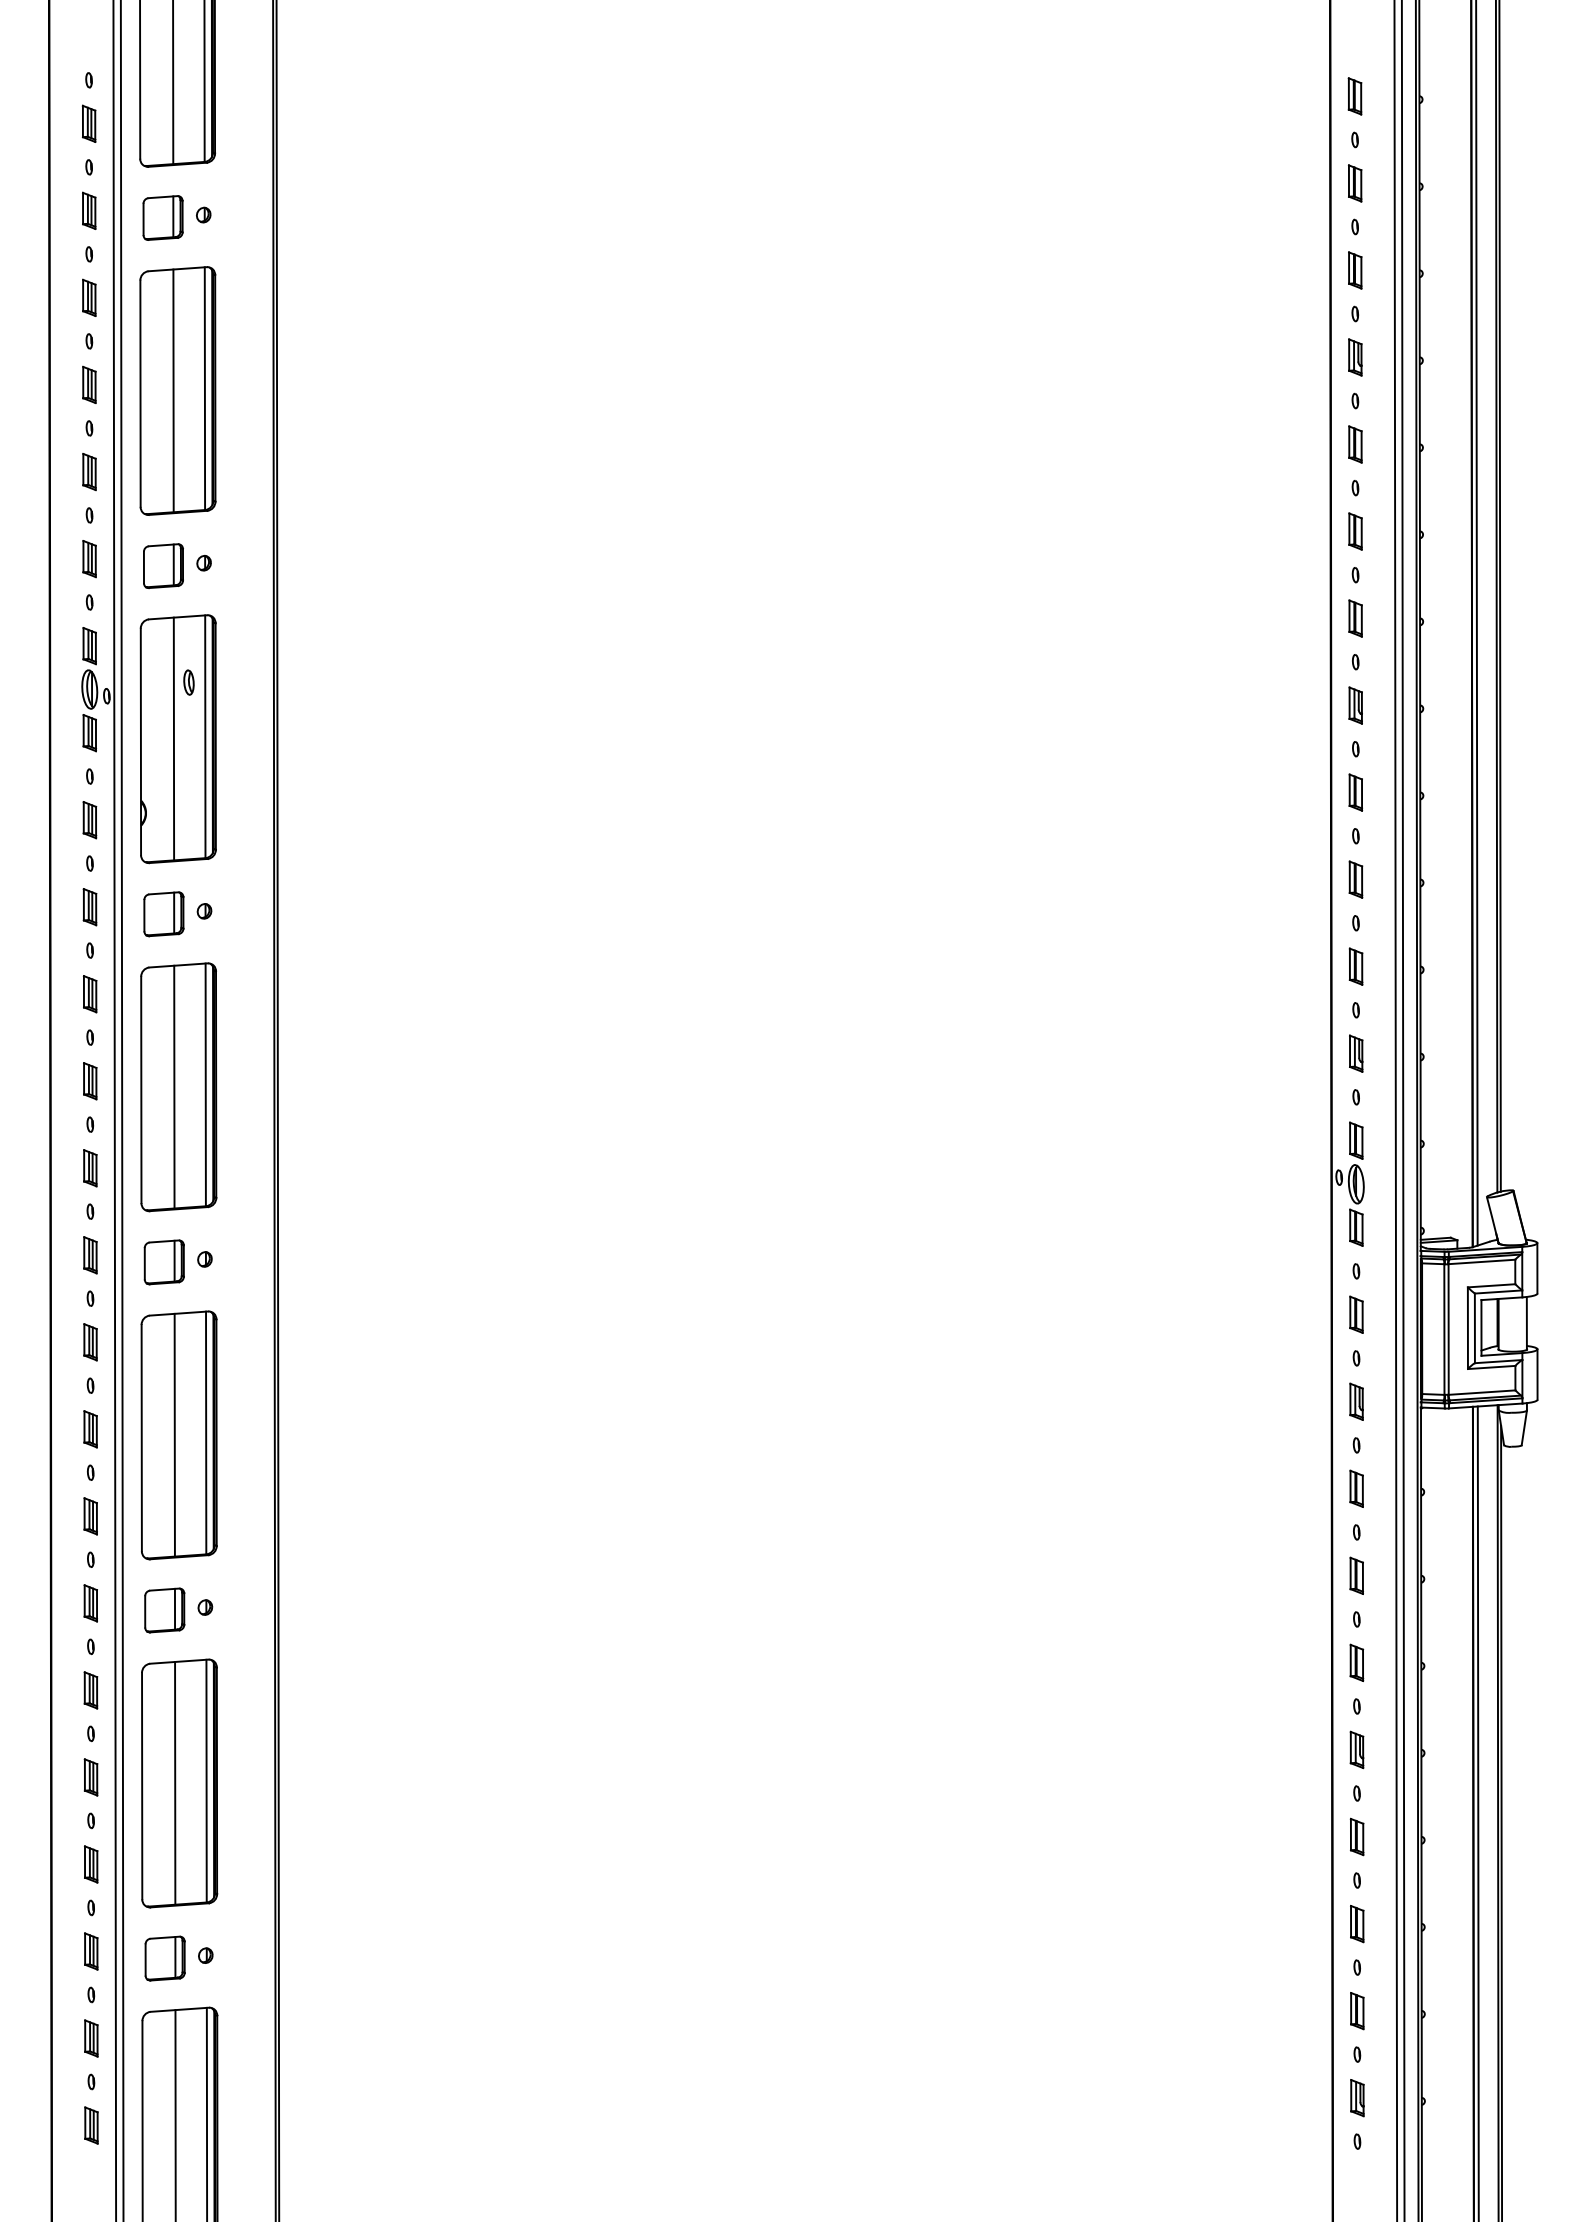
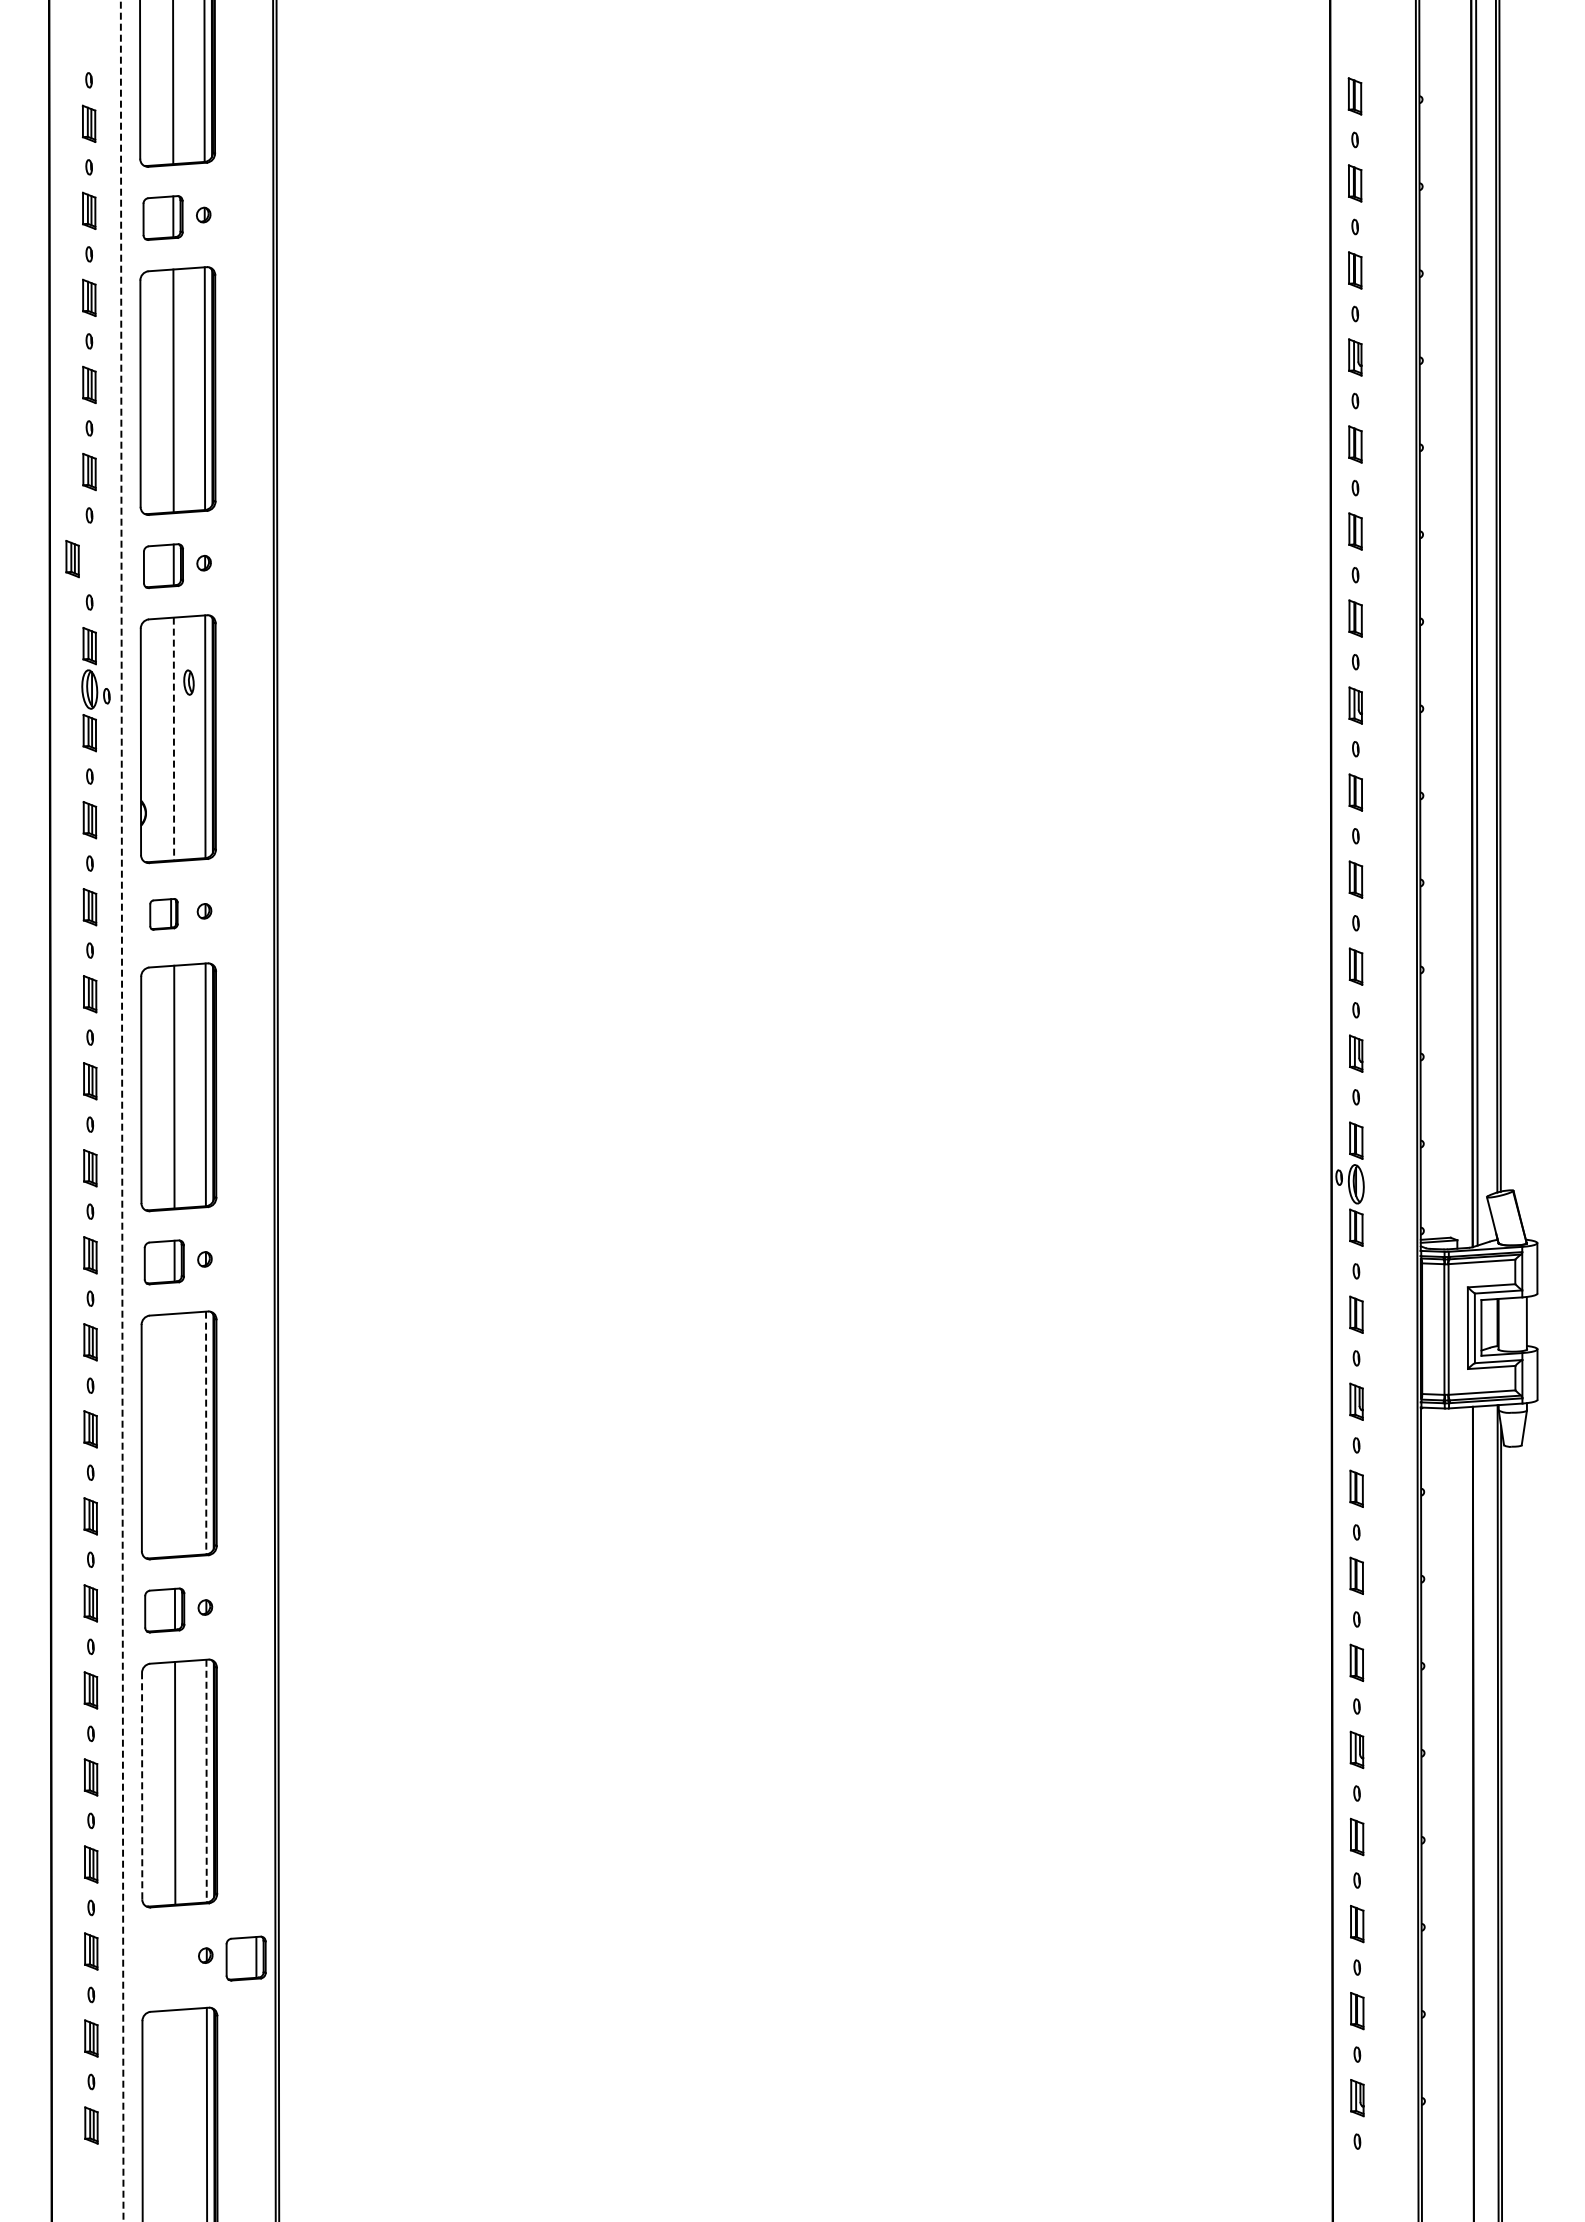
part position: (89, 559) -> (72, 559) (72, 559)
line: solid -> dashed (173, 739)
part size: 42x47 px -> 30x33 px (163, 914)
line: present -> none (114, 1110)
line: solid -> dashed (122, 1110)
line: present -> none (1395, 1110)
line: present -> none (1402, 1110)
line: solid -> dashed (206, 1433)
line: present -> none (174, 1434)
line: solid -> dashed (206, 1781)
line: solid -> dashed (142, 1785)
line: present -> none (1477, 1812)
part position: (164, 1958) -> (245, 1958) (245, 1958)
line: present -> none (175, 2114)
